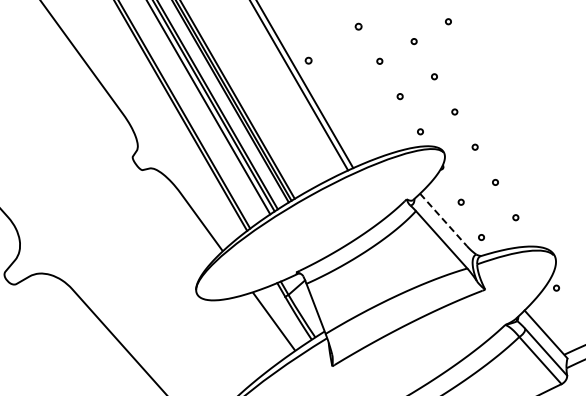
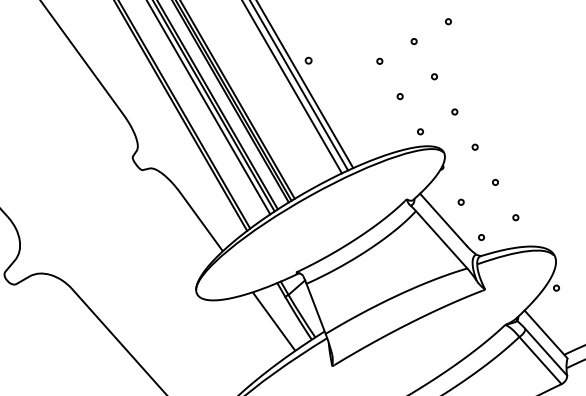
part: present -> none (358, 26)
line: none -> present (292, 87)
line: dashed -> solid (443, 220)
